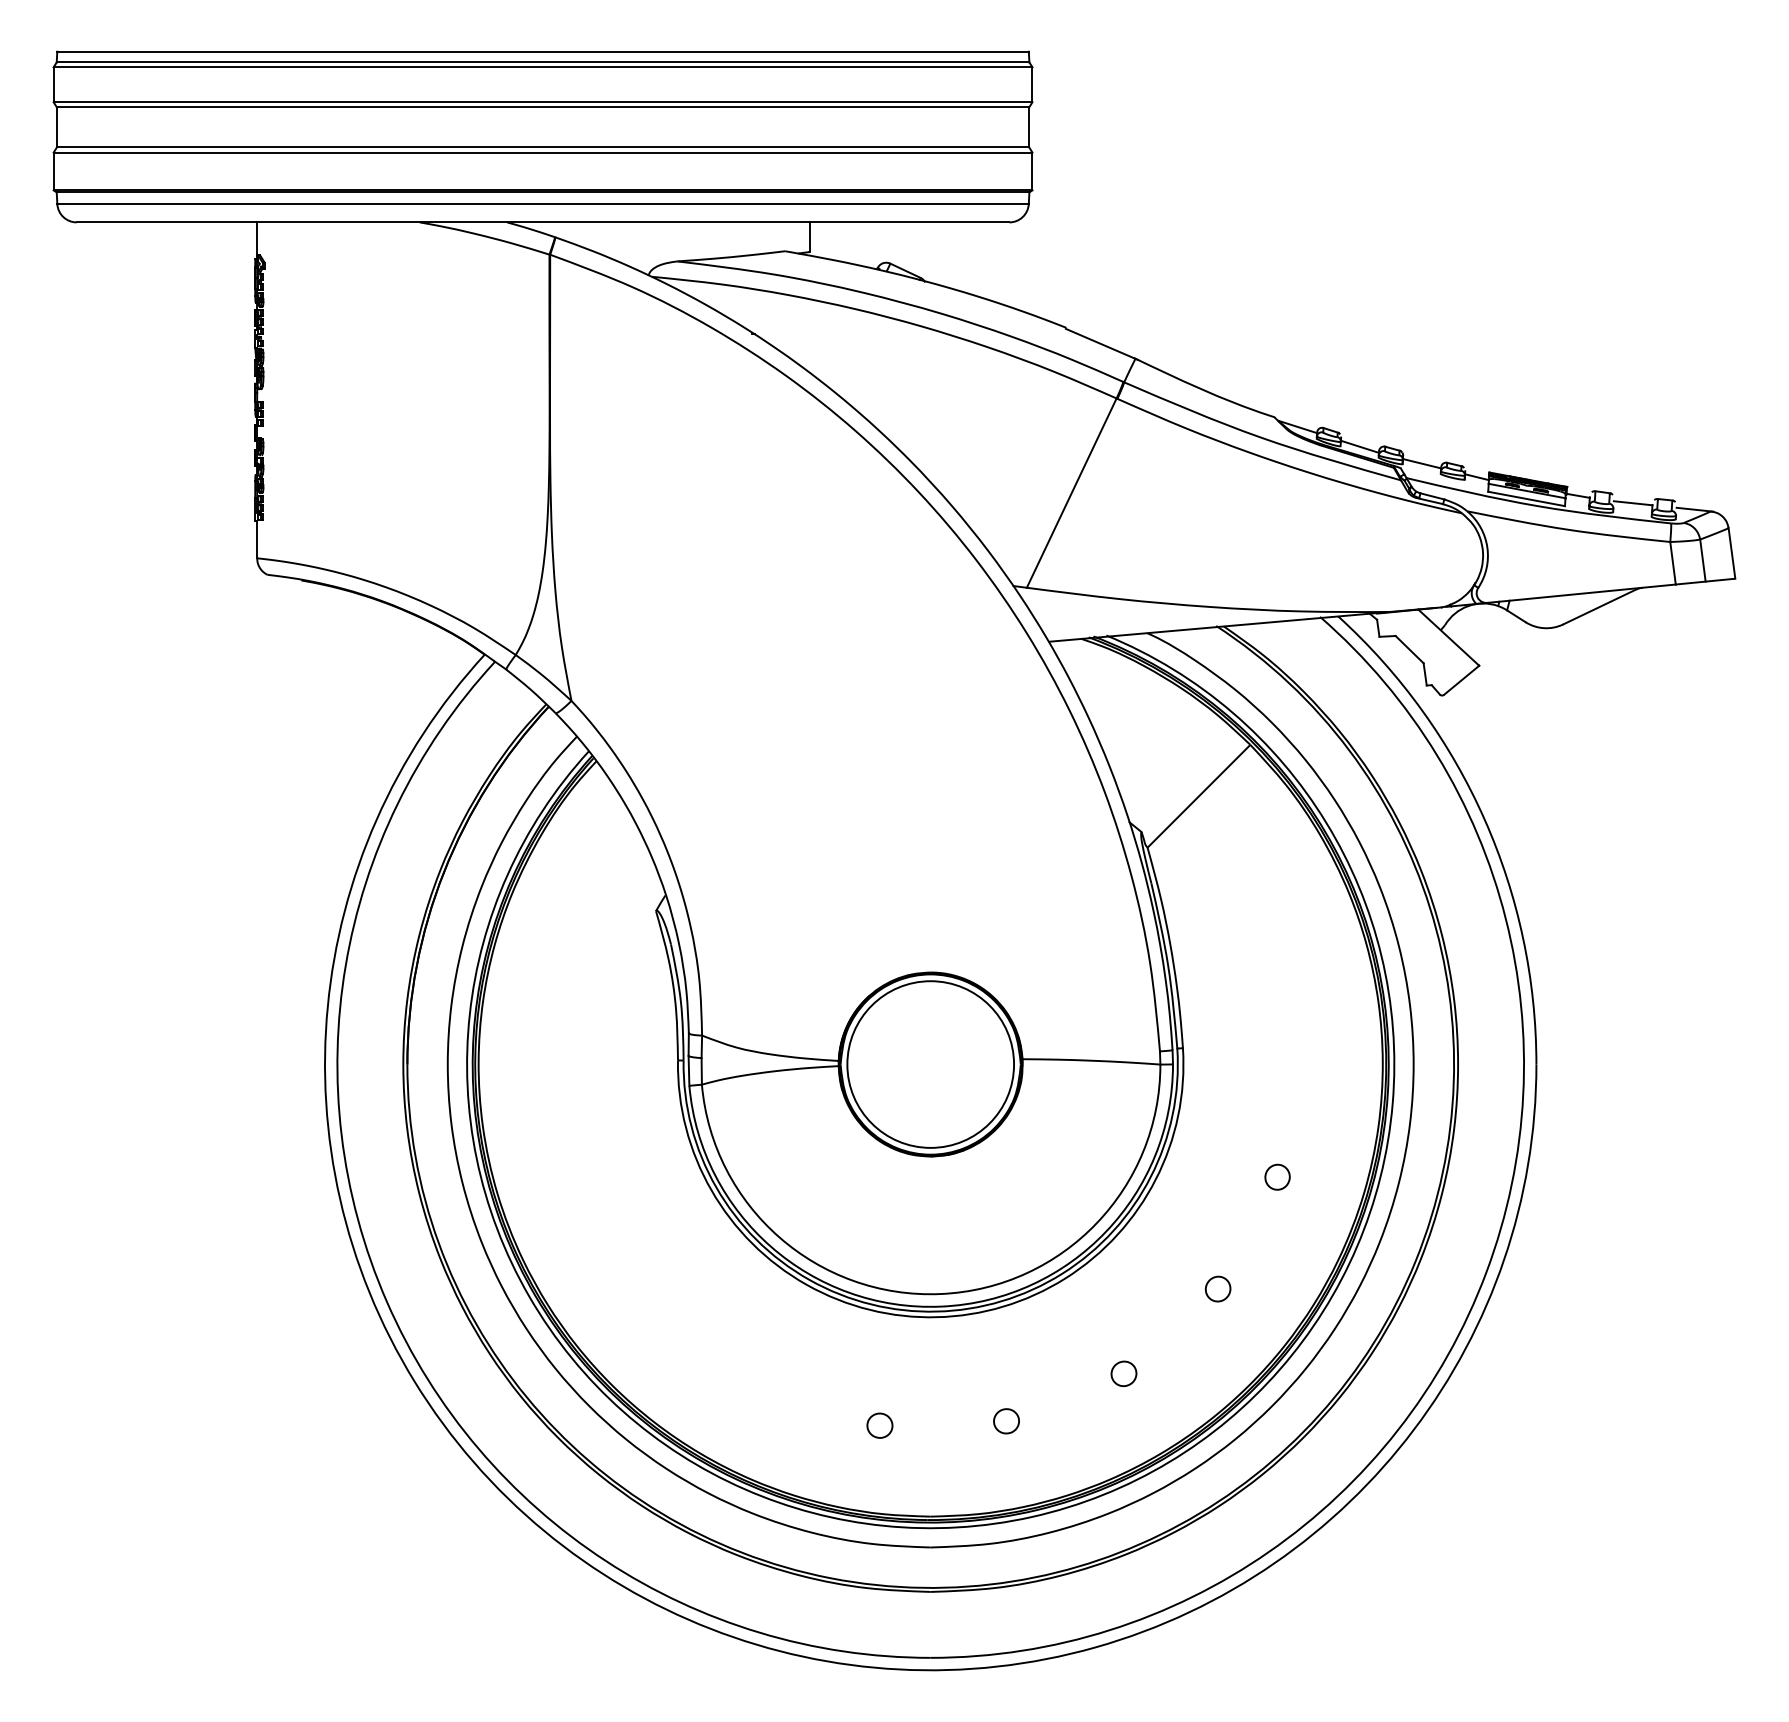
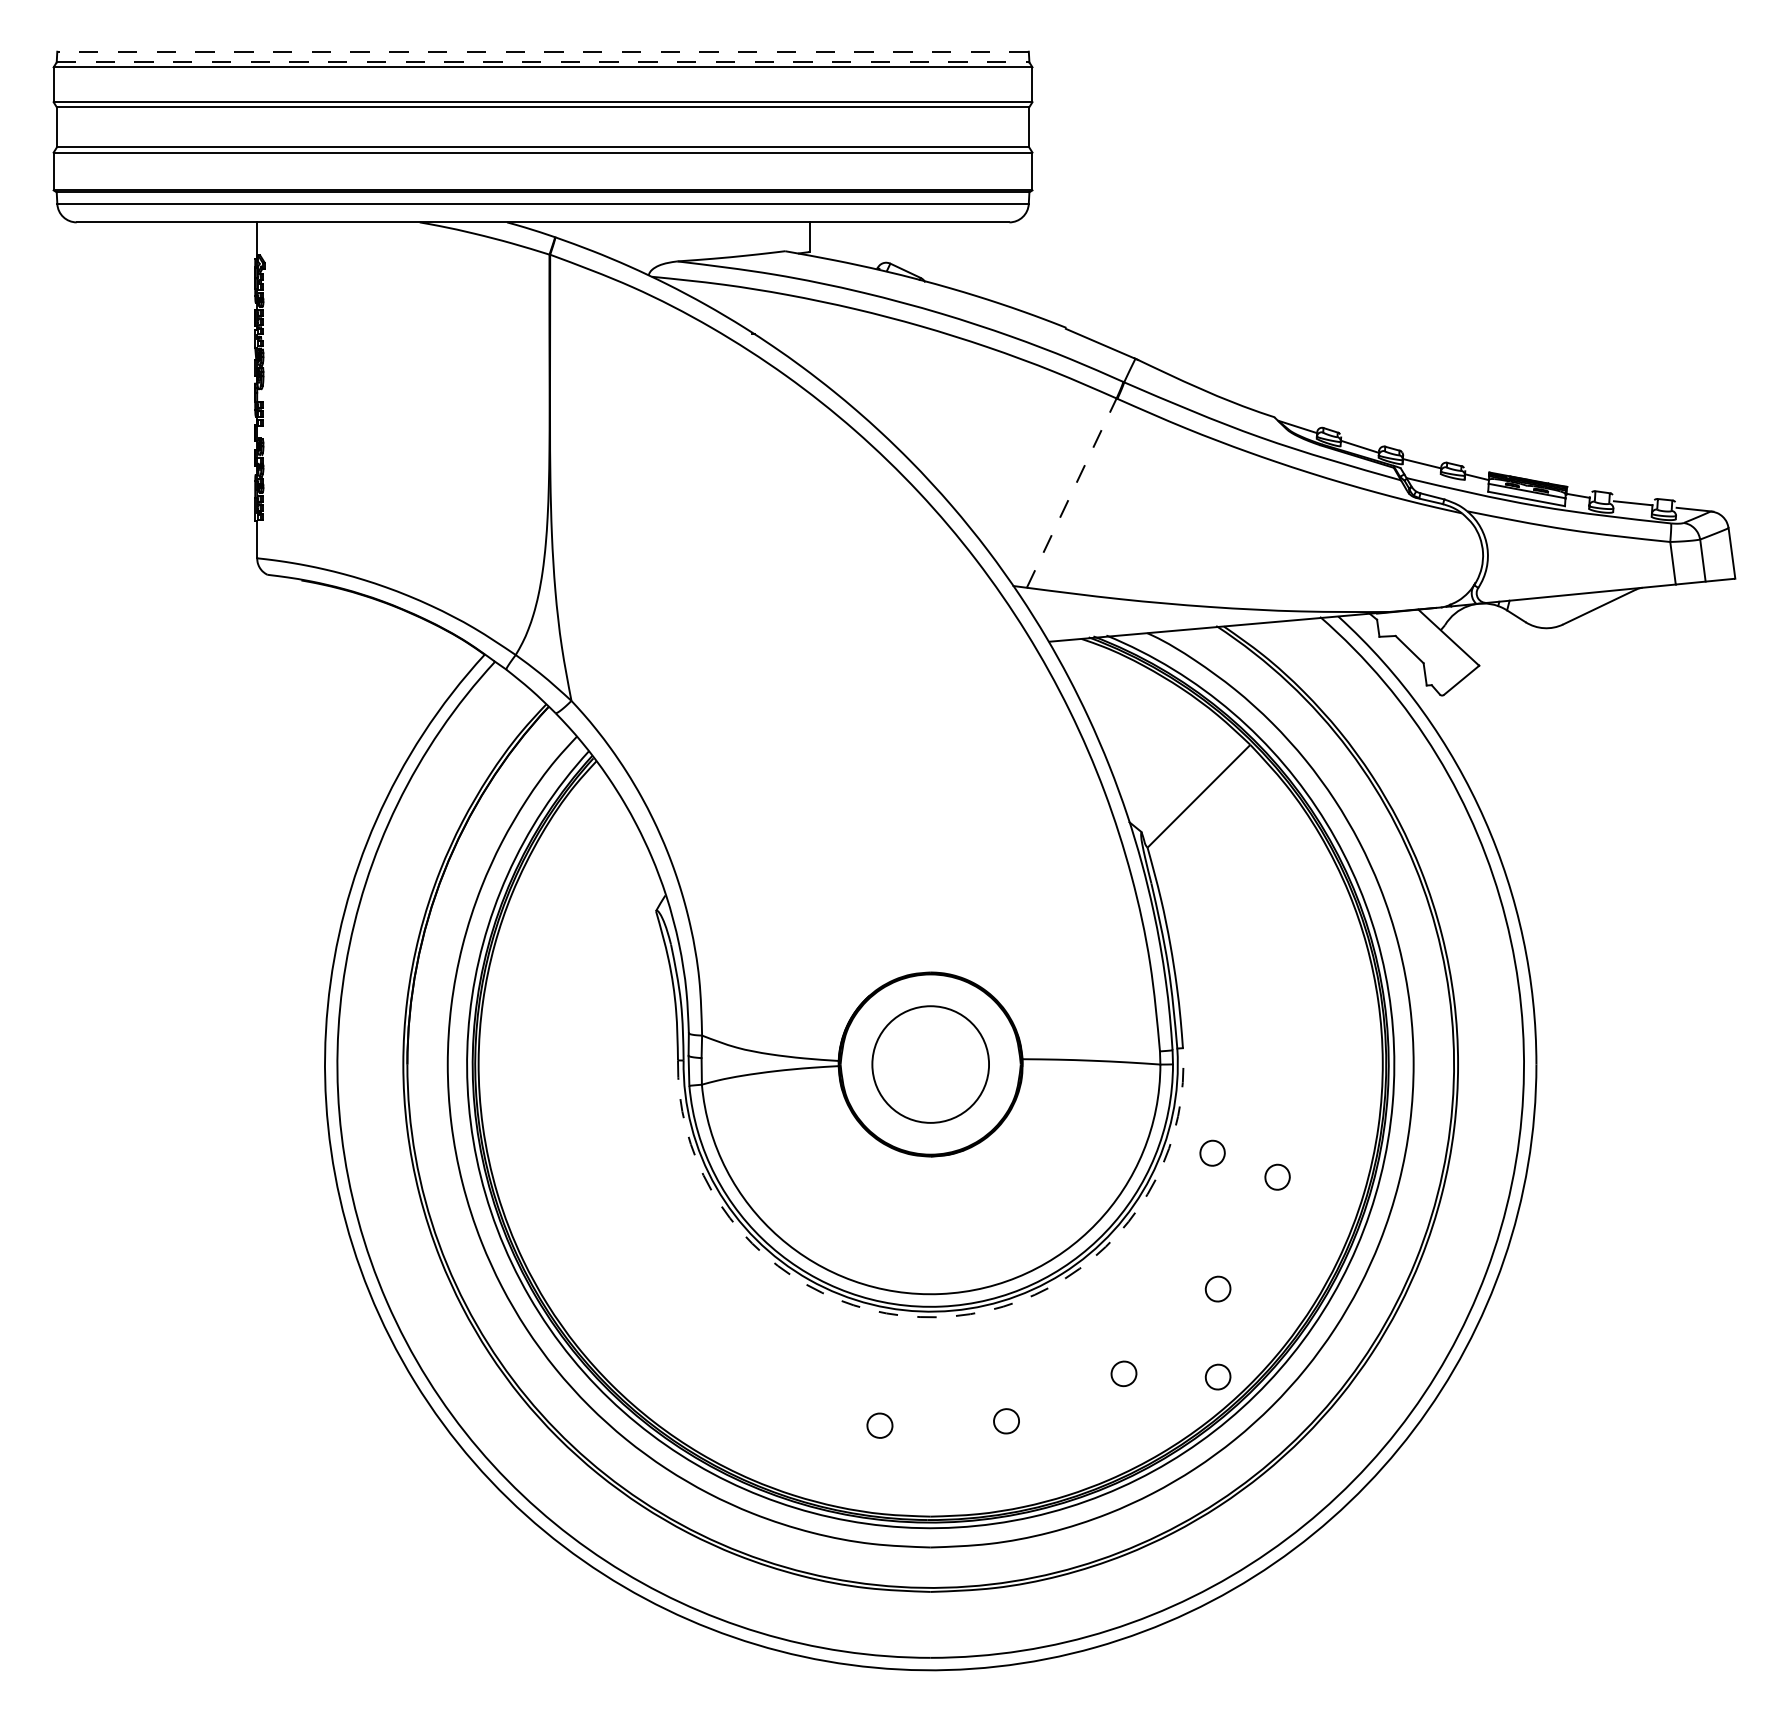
line: solid -> dashed (543, 51)
line: solid -> dashed (543, 62)
line: solid -> dashed (1071, 493)
circle diameter: 167 px -> 117 px (930, 1064)
part: none -> present (1212, 1152)
arc: solid -> dashed (936, 1317)
part: none -> present (1217, 1376)
